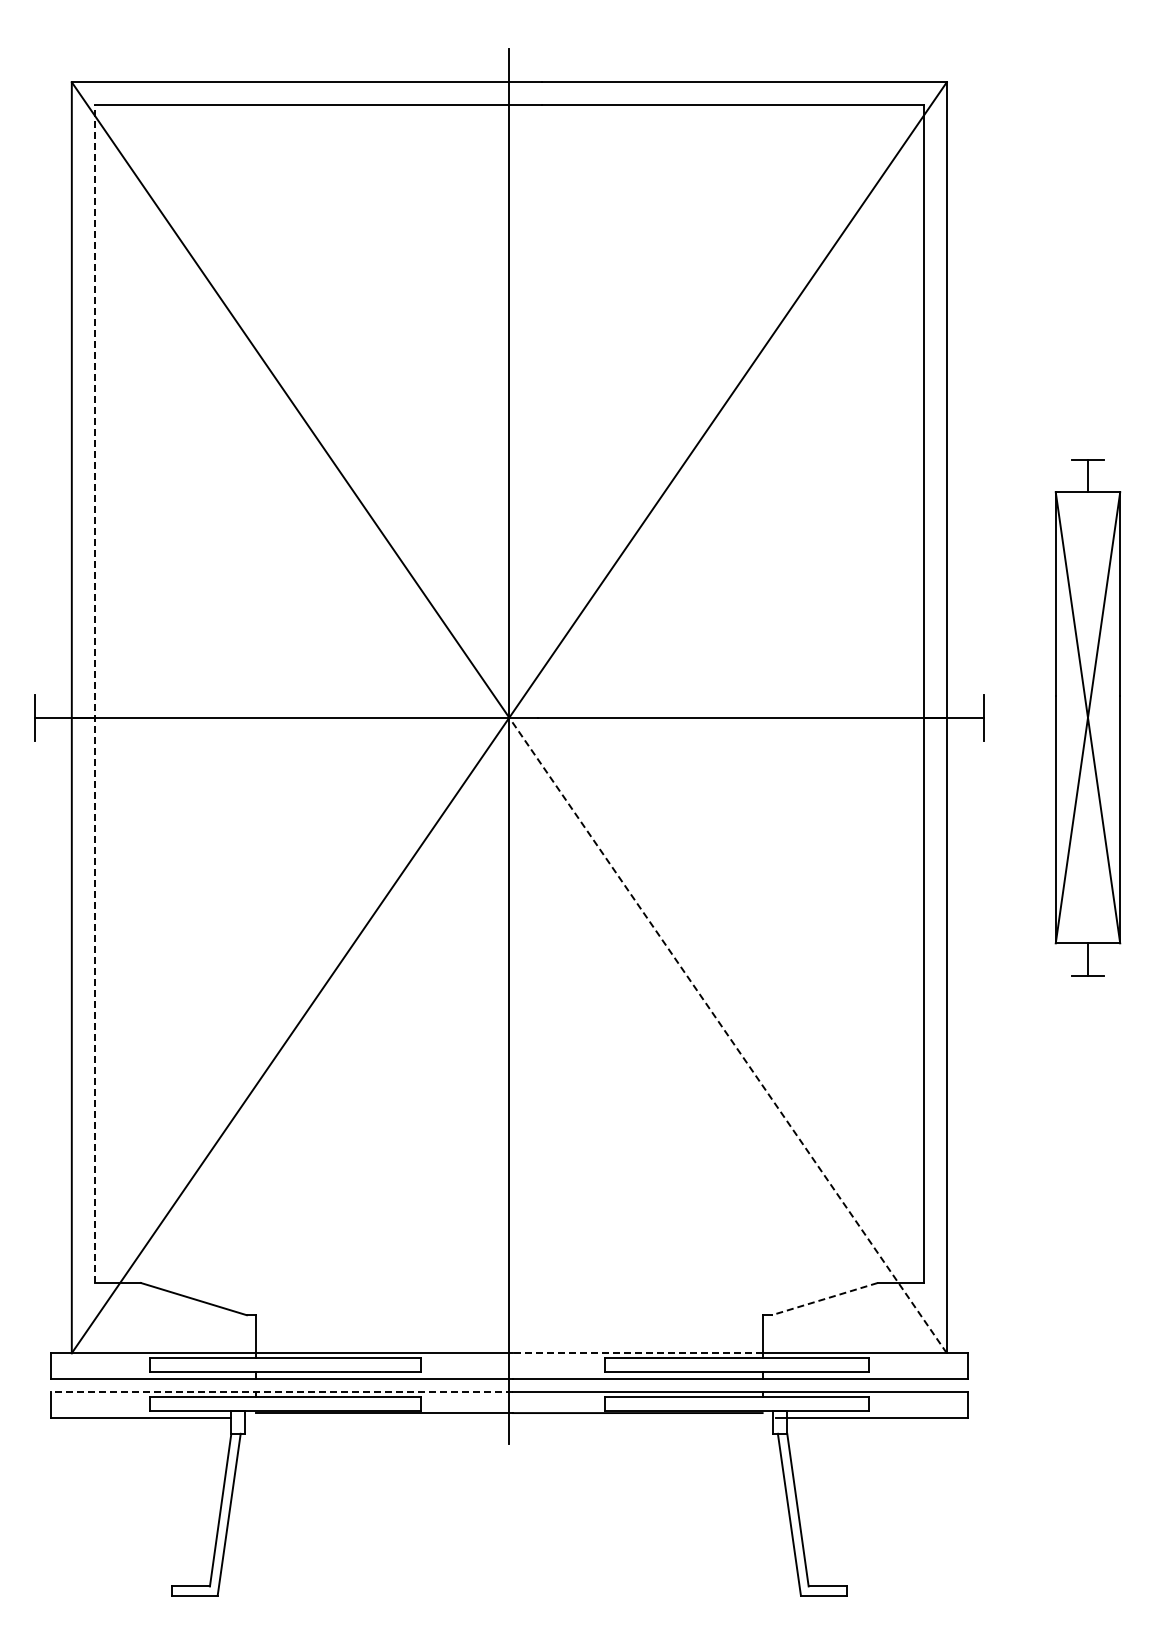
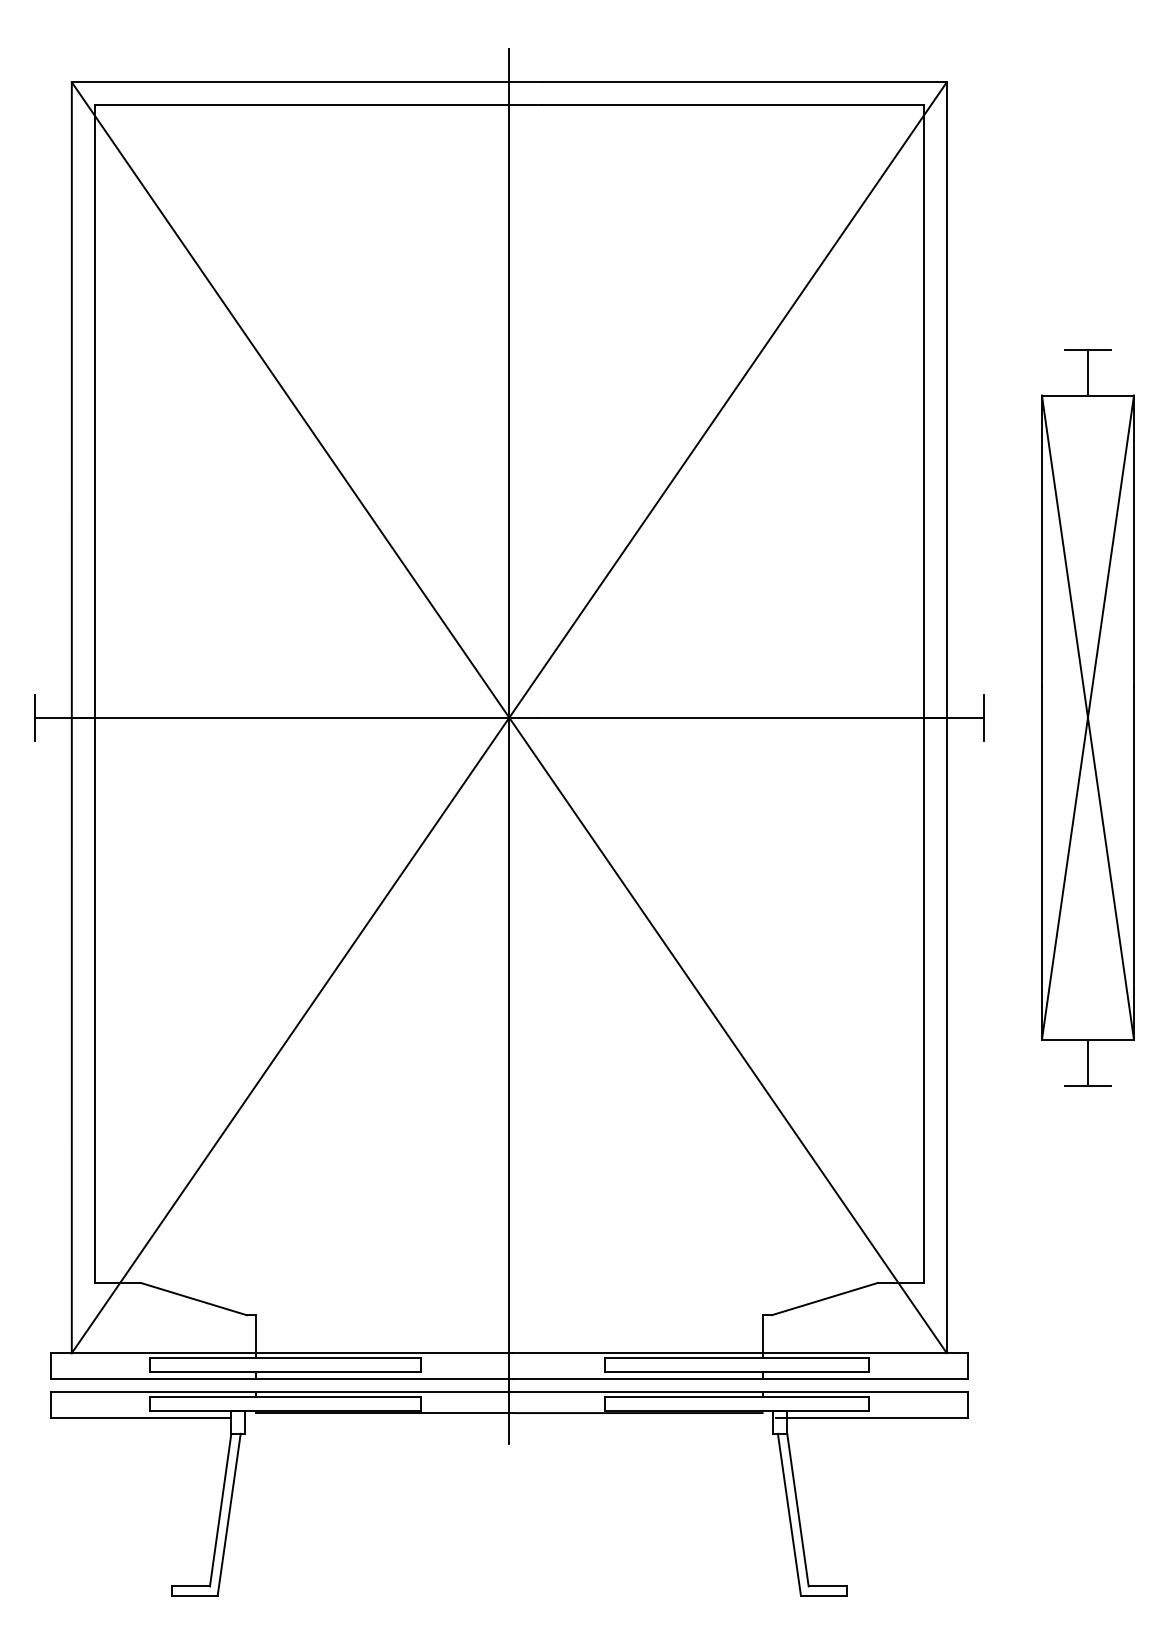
line: dashed -> solid (94, 694)
part size: 68x518 px -> 94x738 px (1087, 717)
line: dashed -> solid (728, 1035)
line: dashed -> solid (824, 1299)
line: dashed -> solid (637, 1353)
line: dashed -> solid (281, 1392)
